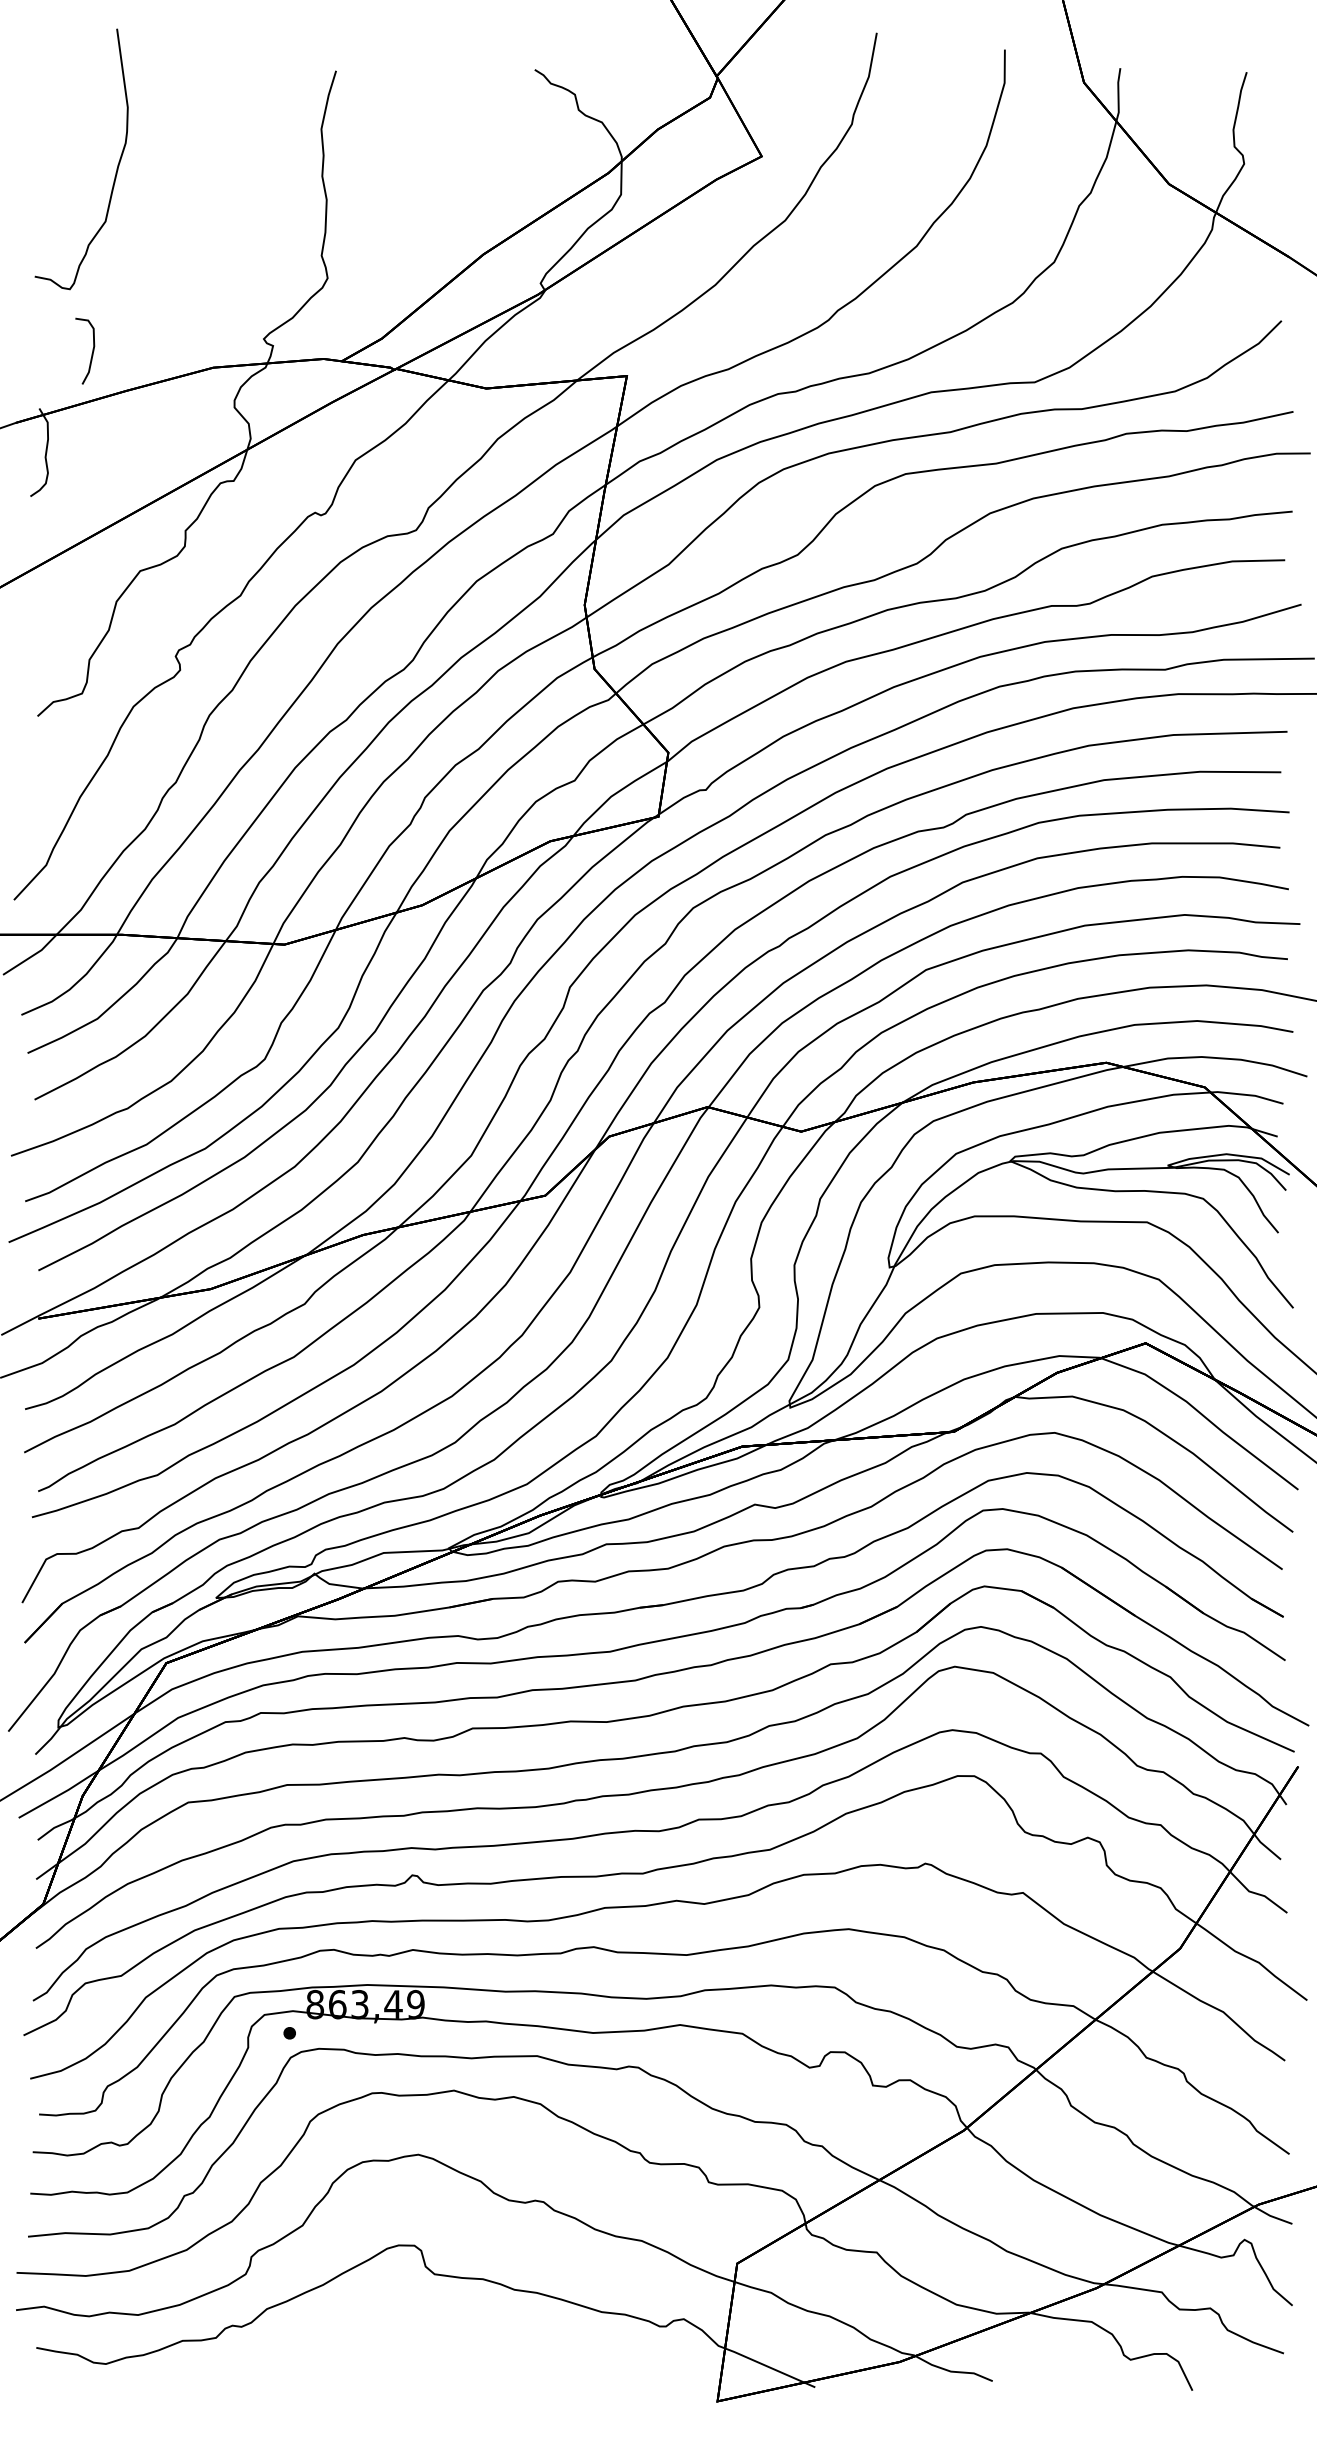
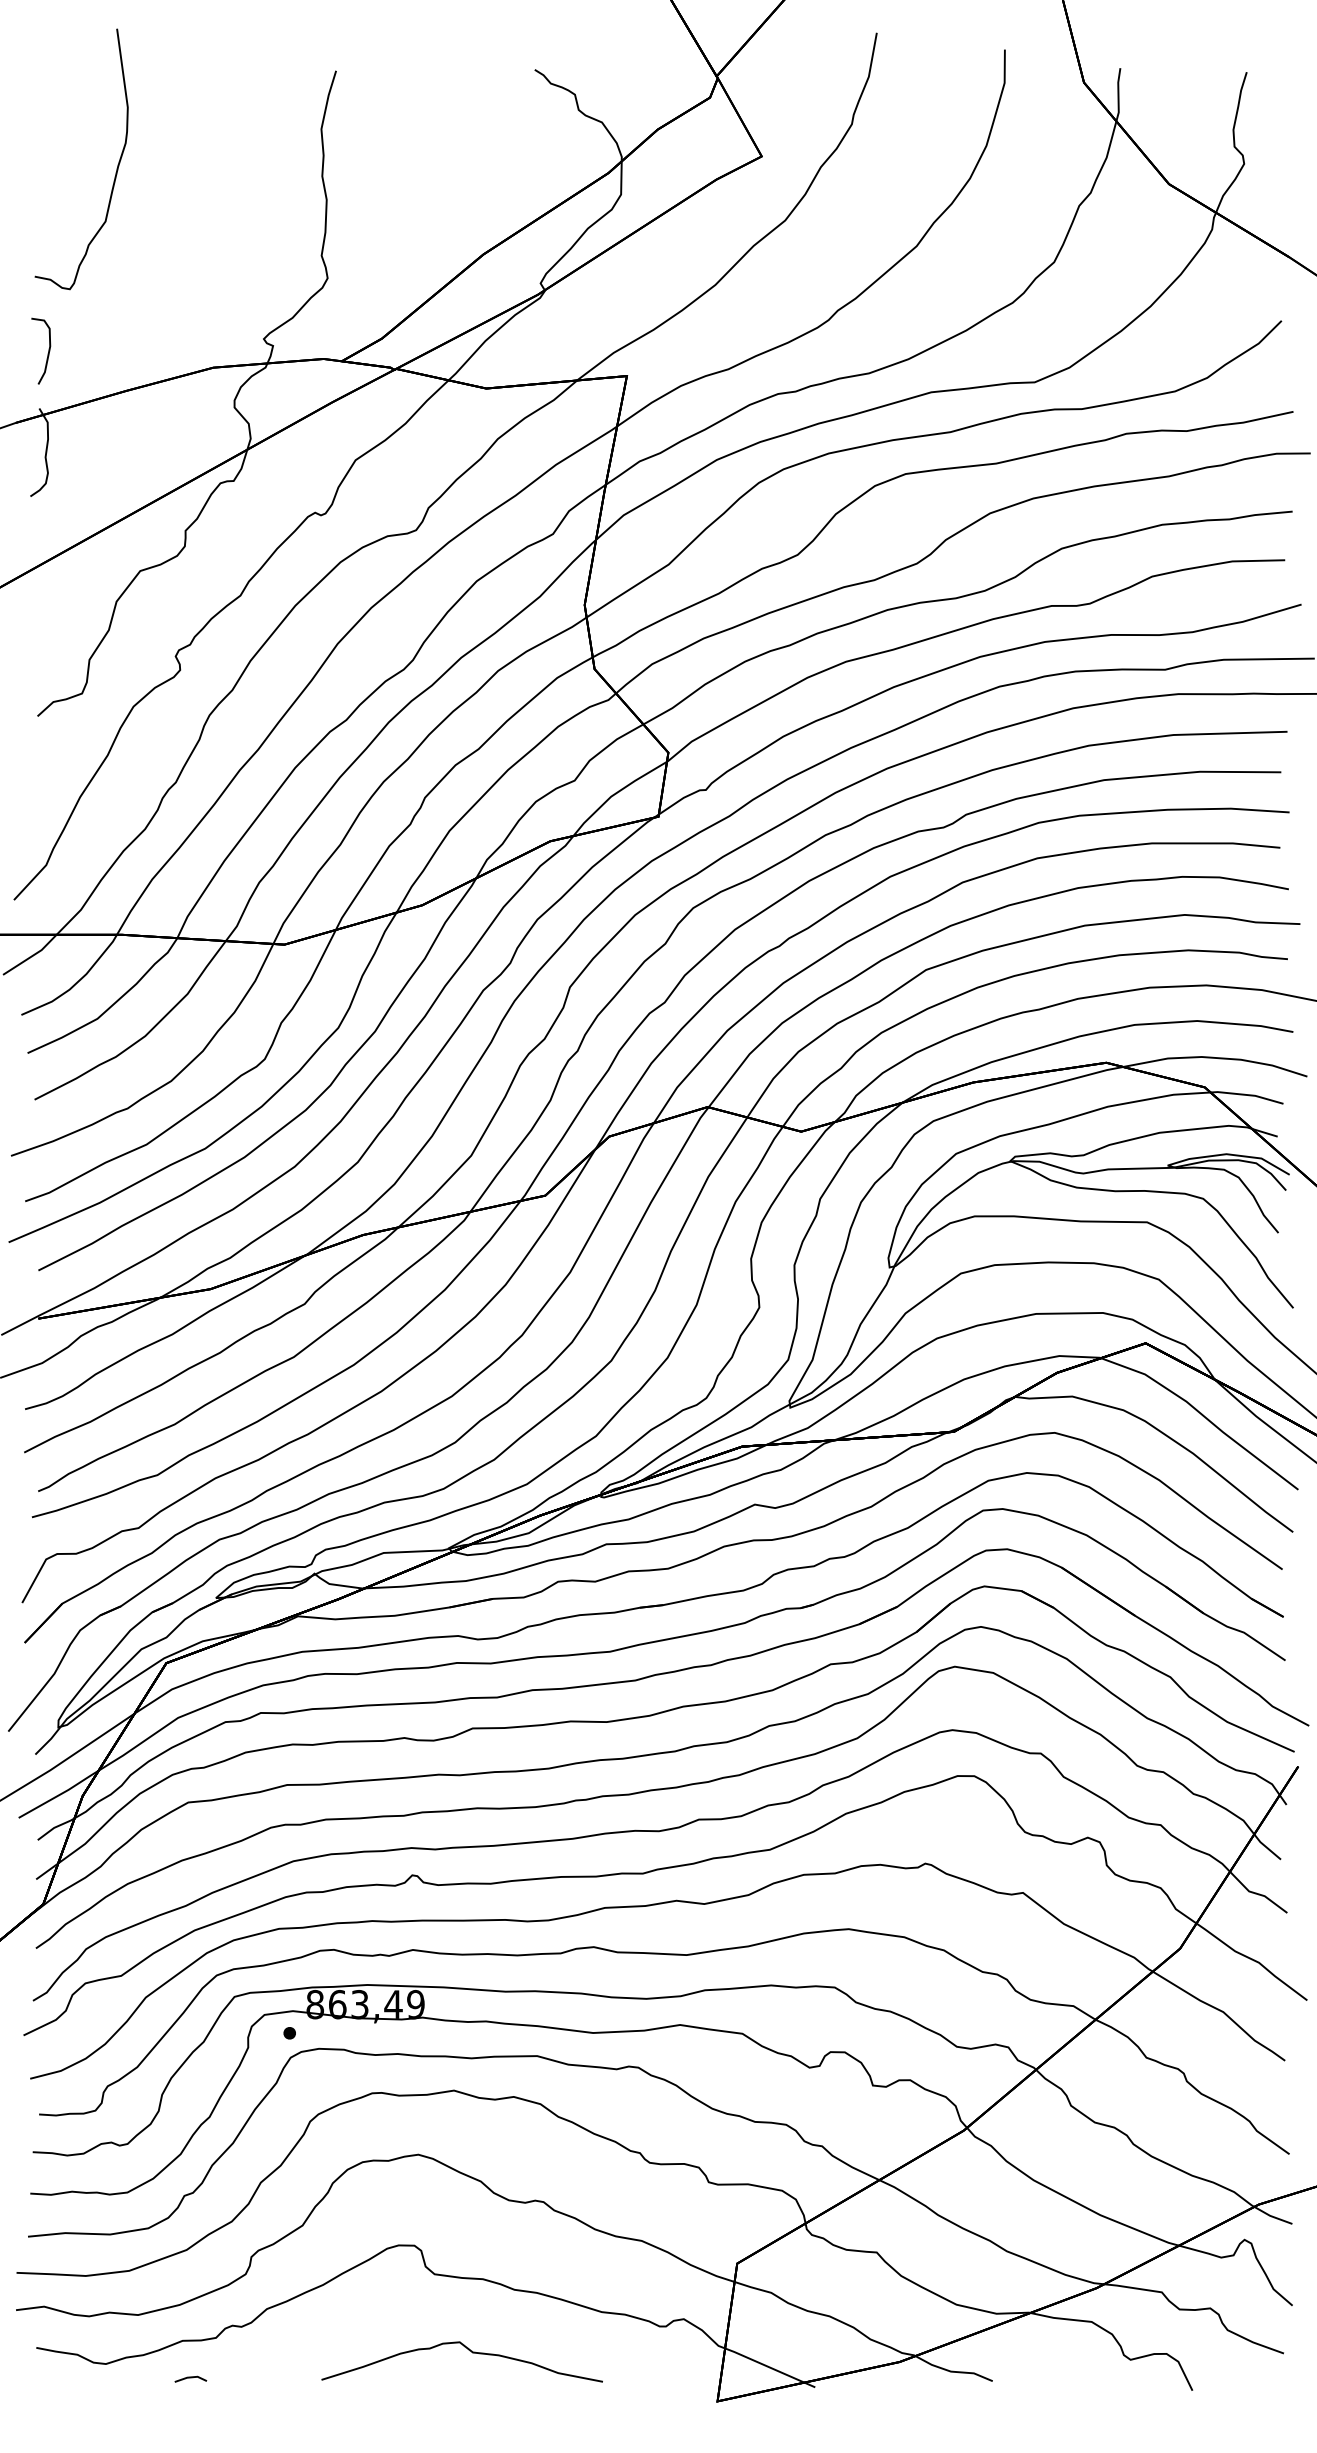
curve position: (91, 353) -> (47, 353) (47, 353)
curve: none -> present (468, 2350)
line: none -> present (190, 2378)
